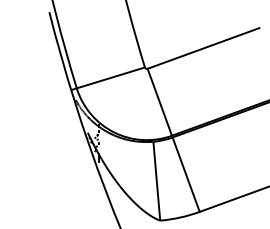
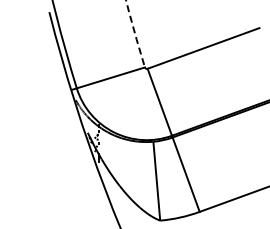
arc: solid -> dashed (135, 34)
